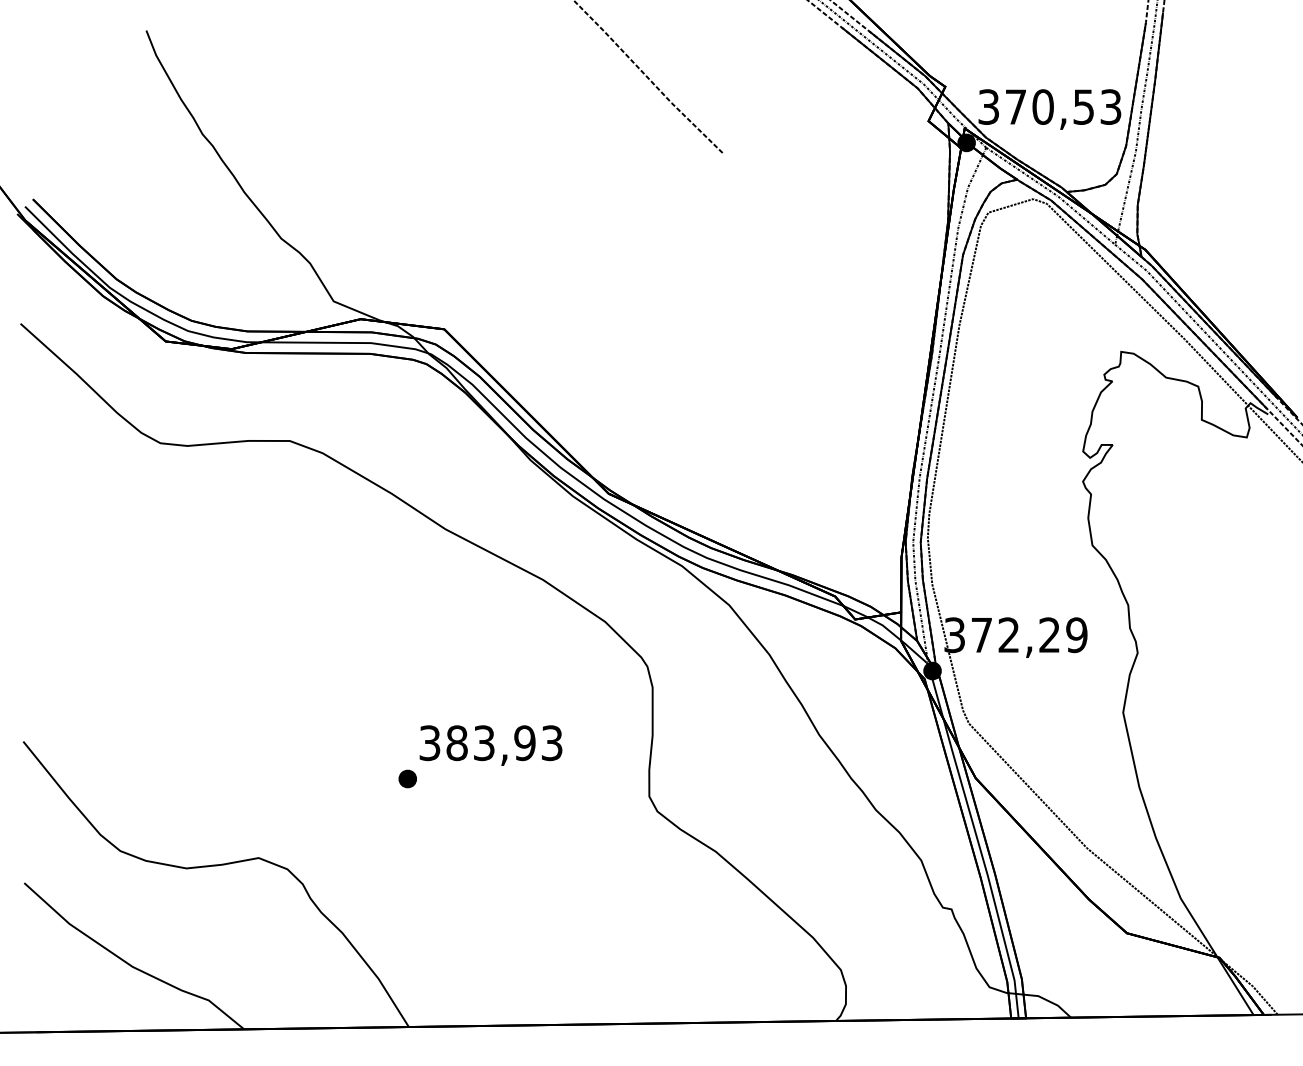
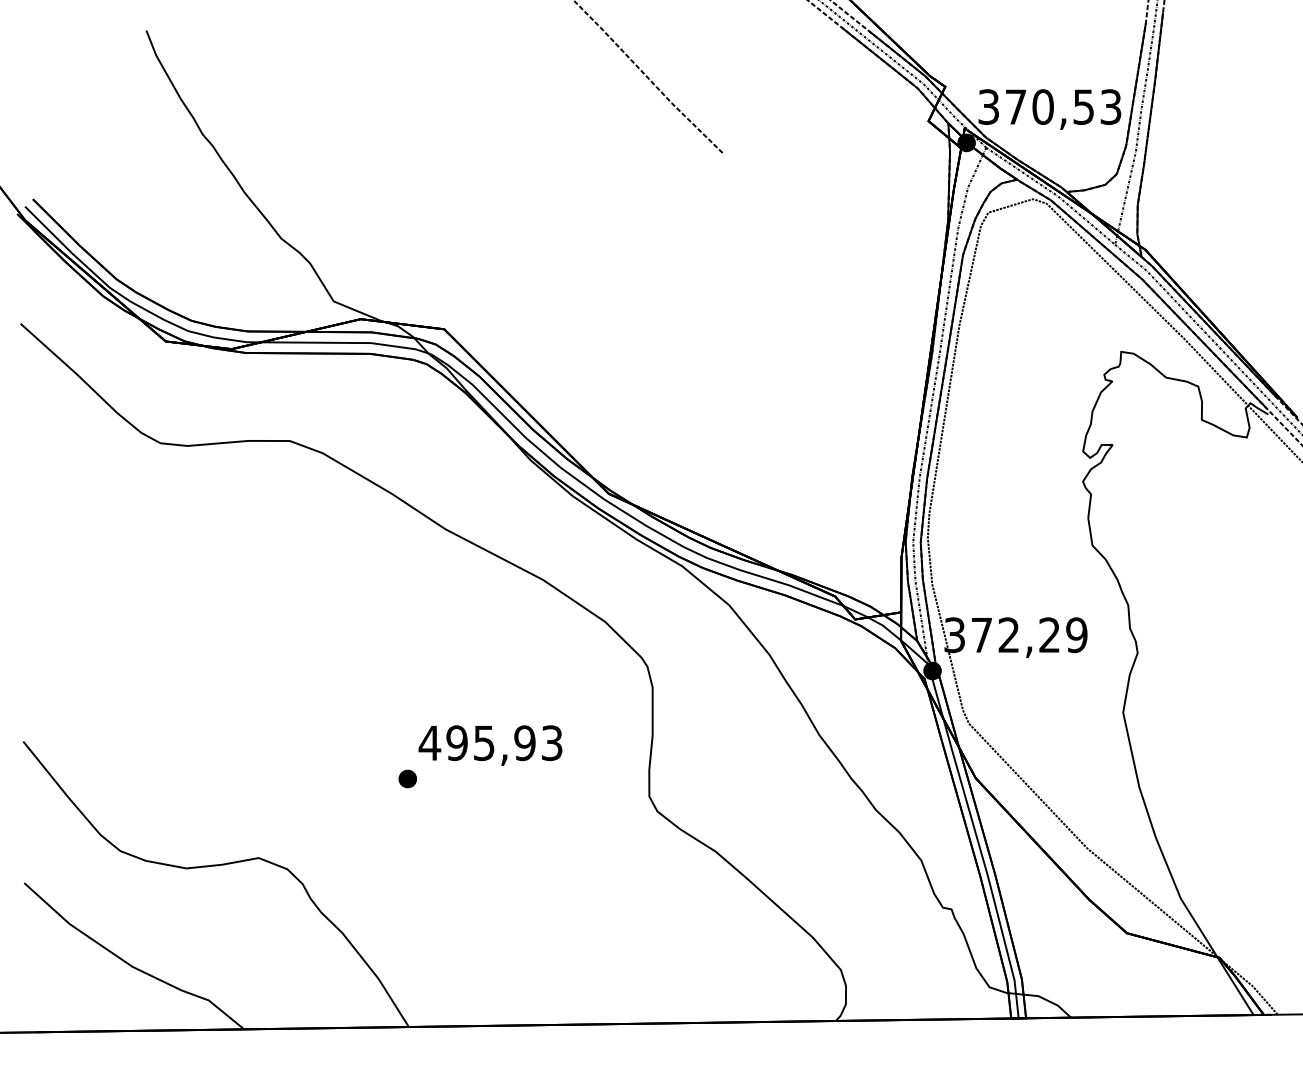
text: 383,93 -> 495,93 (456, 743)
